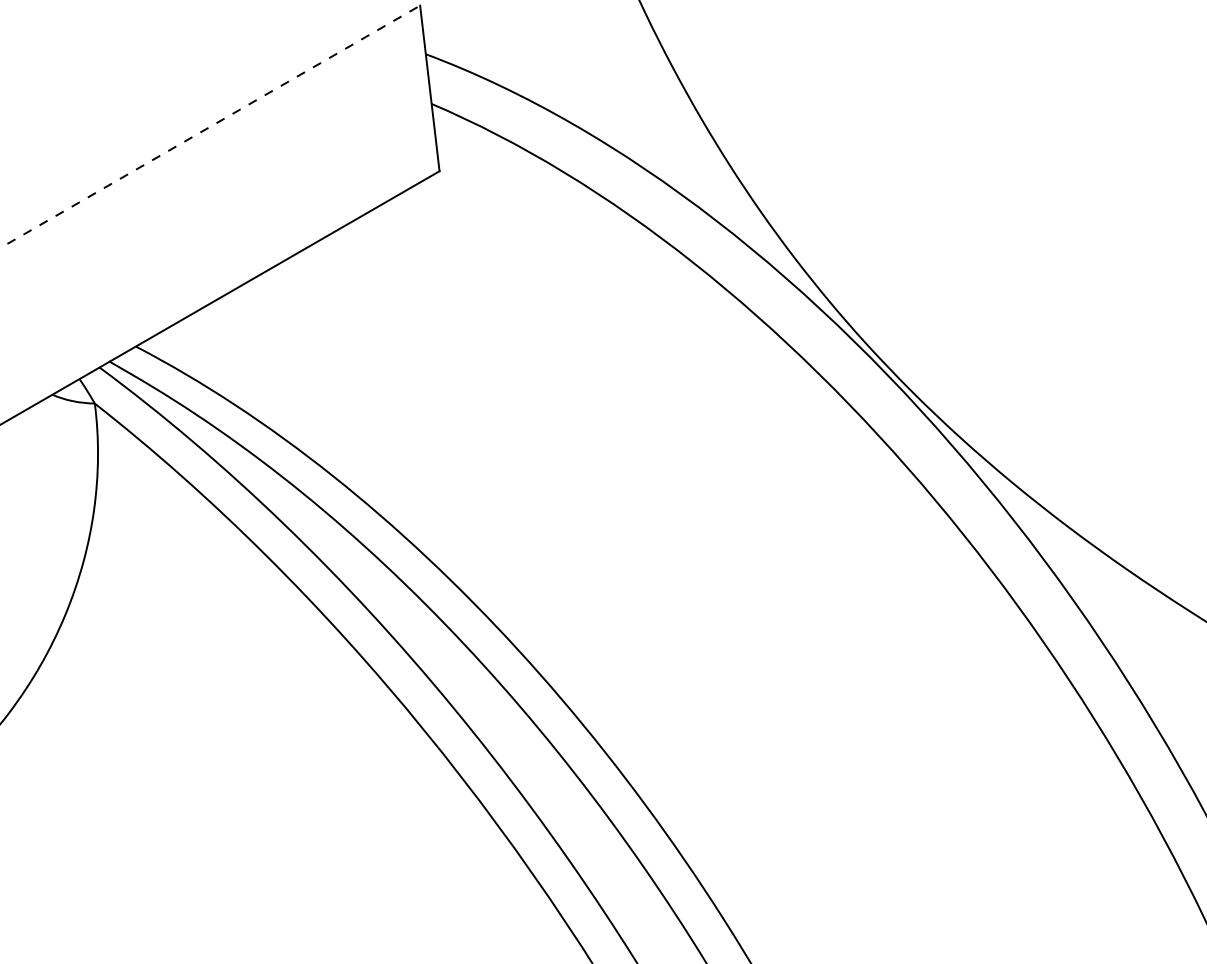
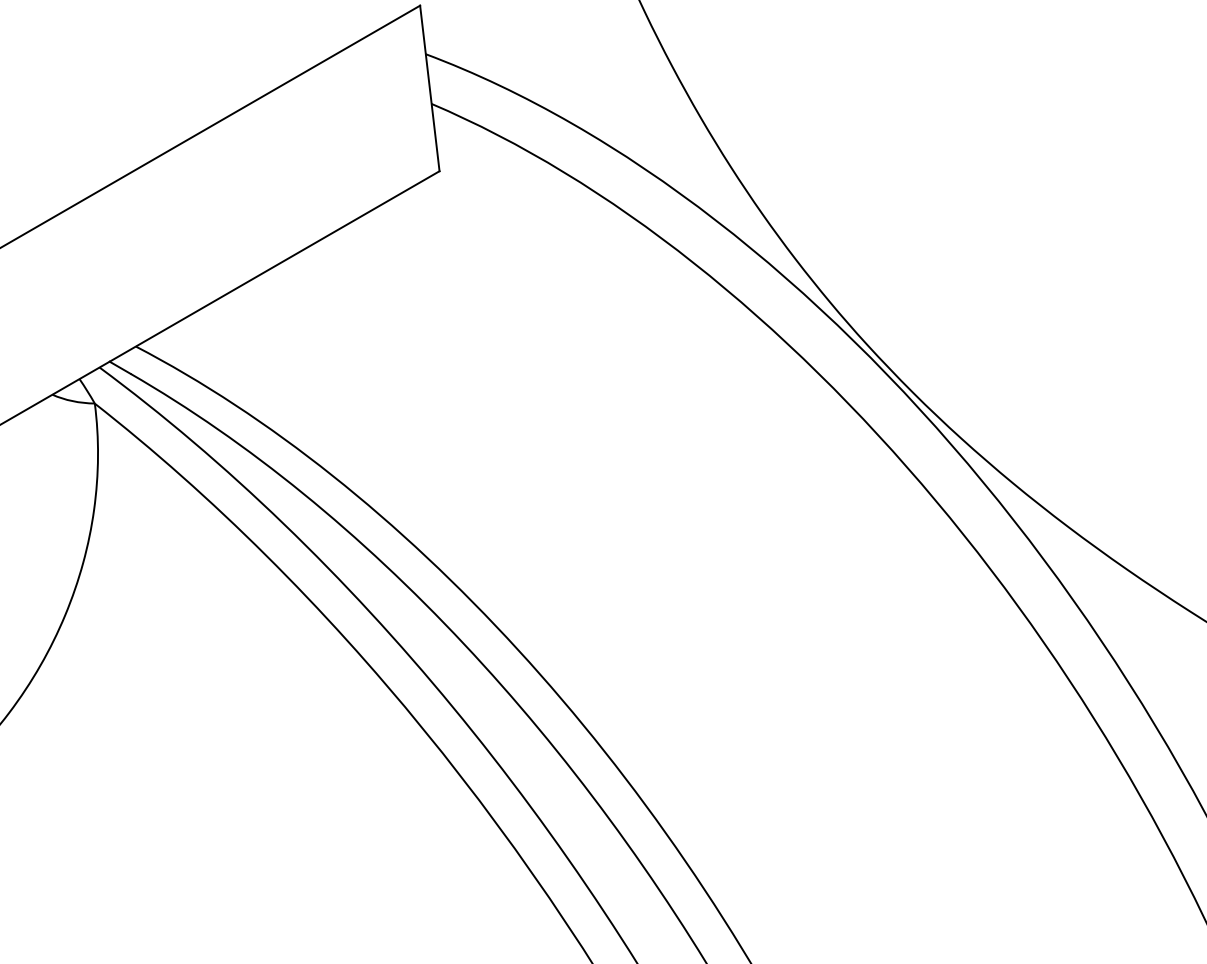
line: dashed -> solid (210, 126)
